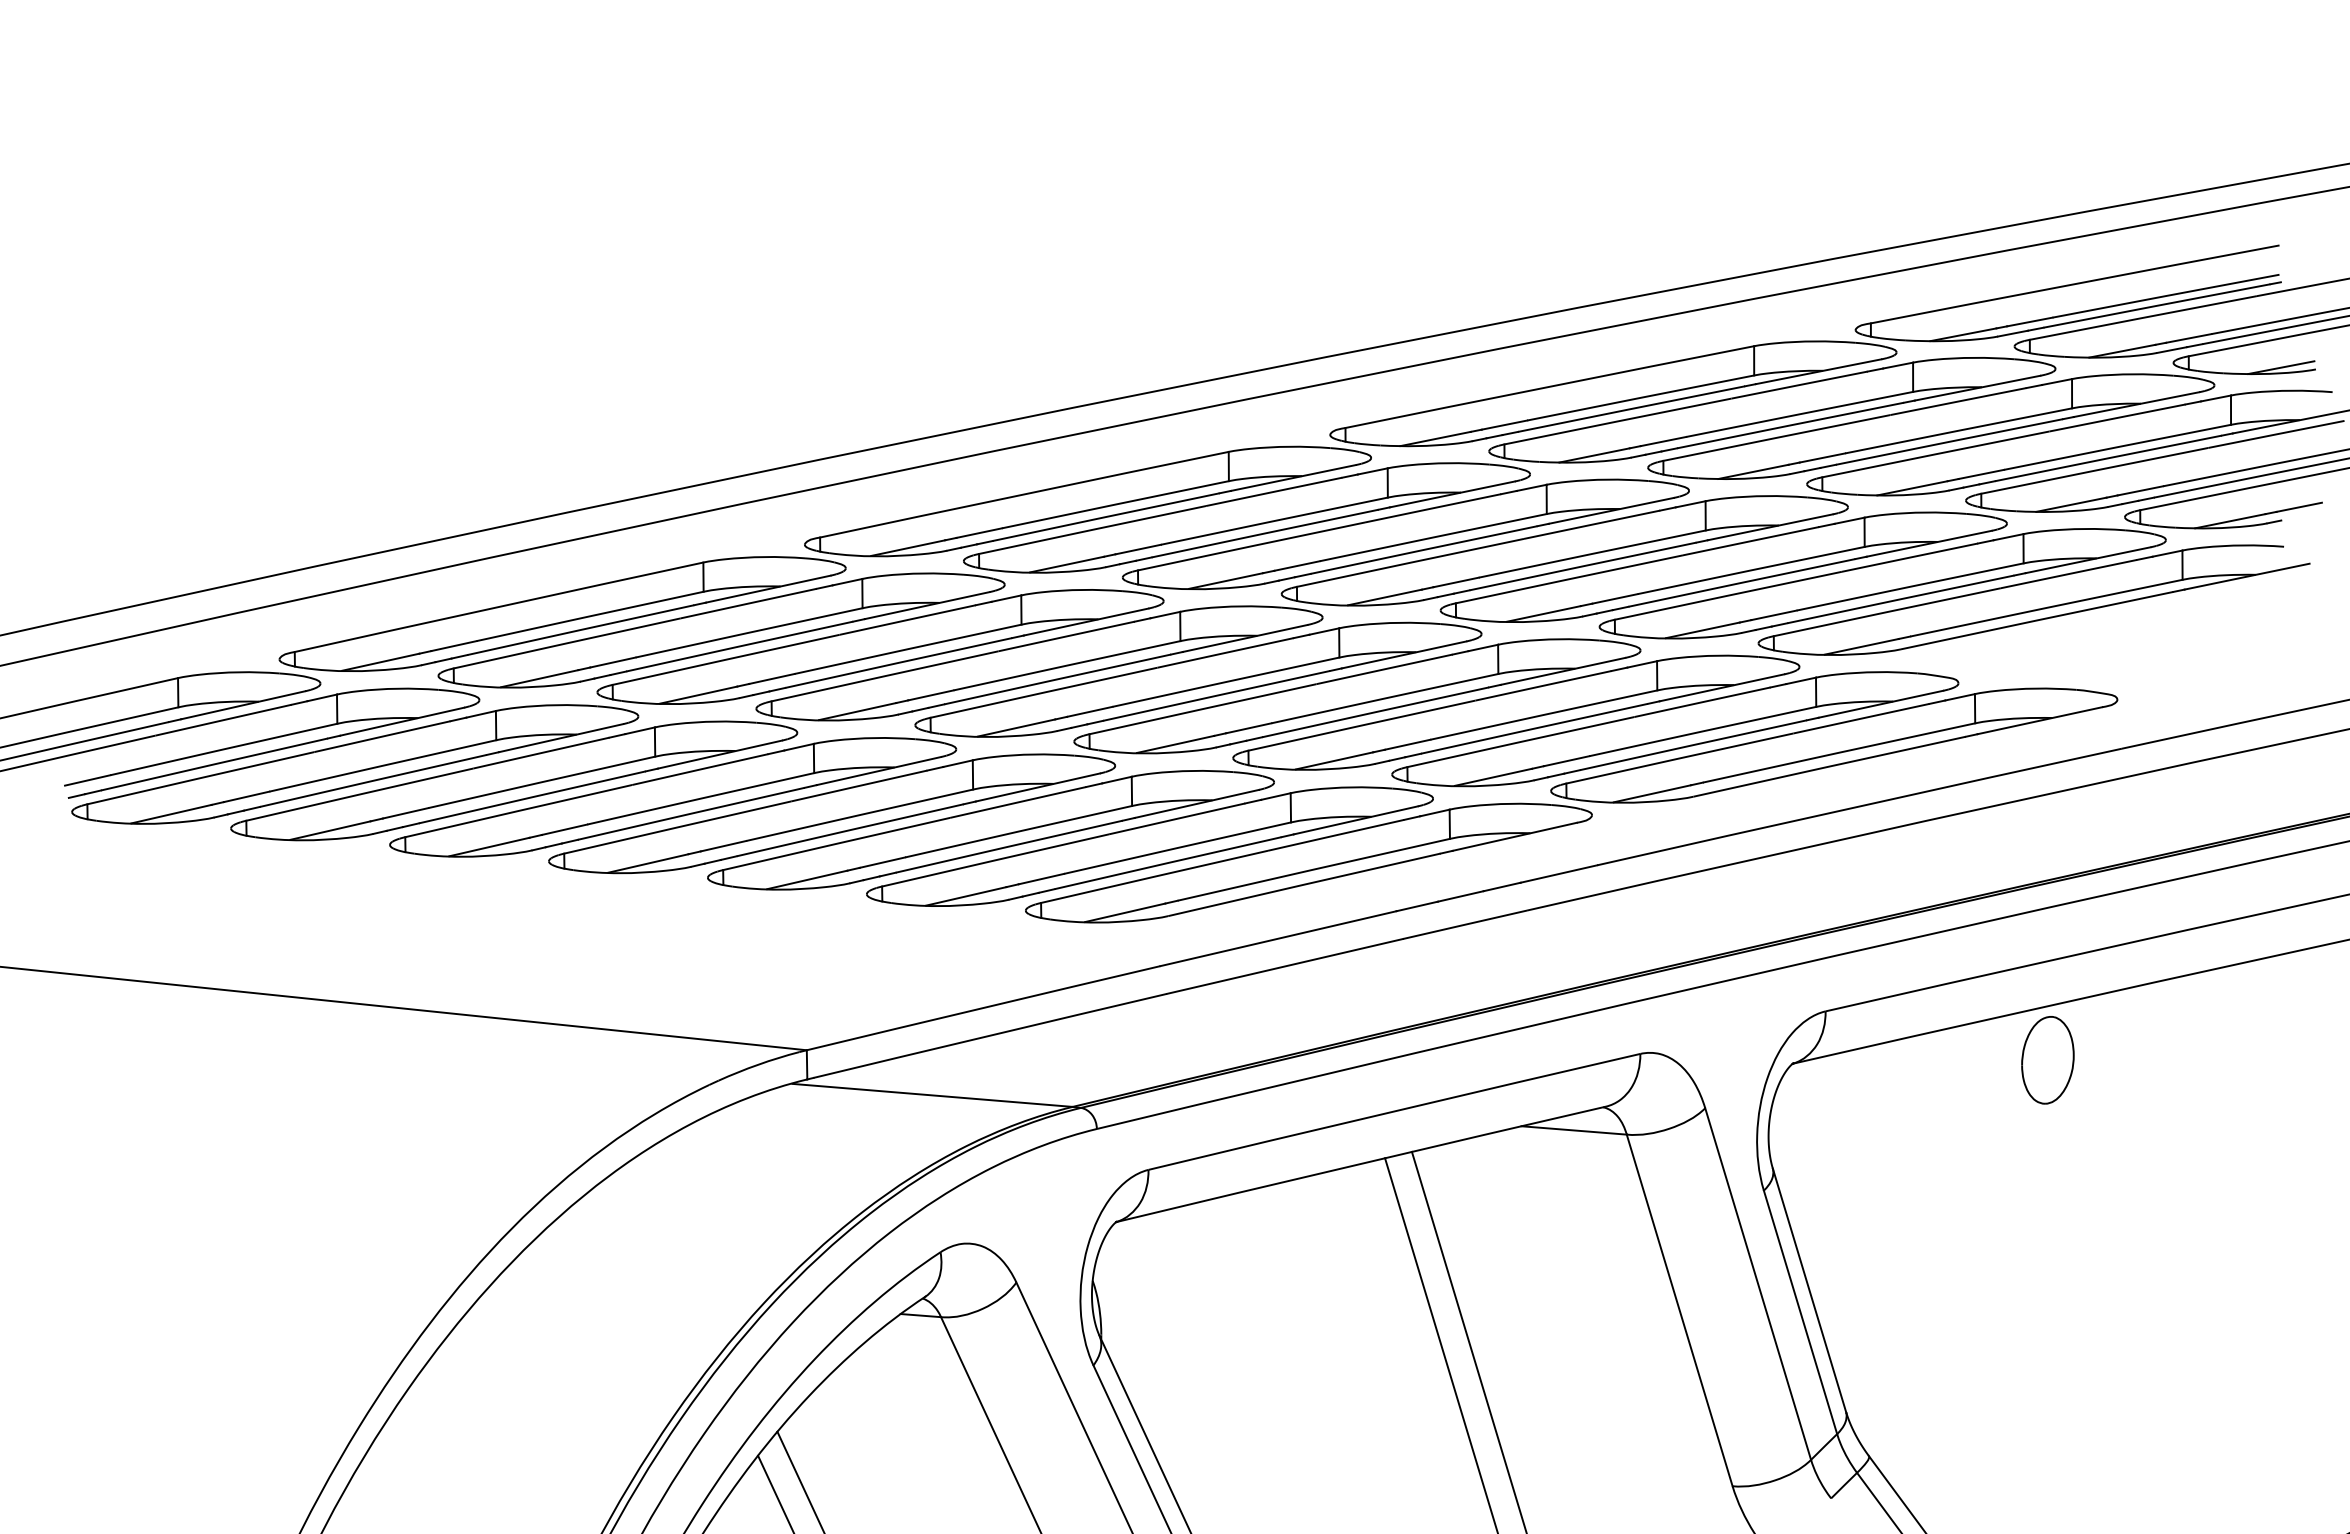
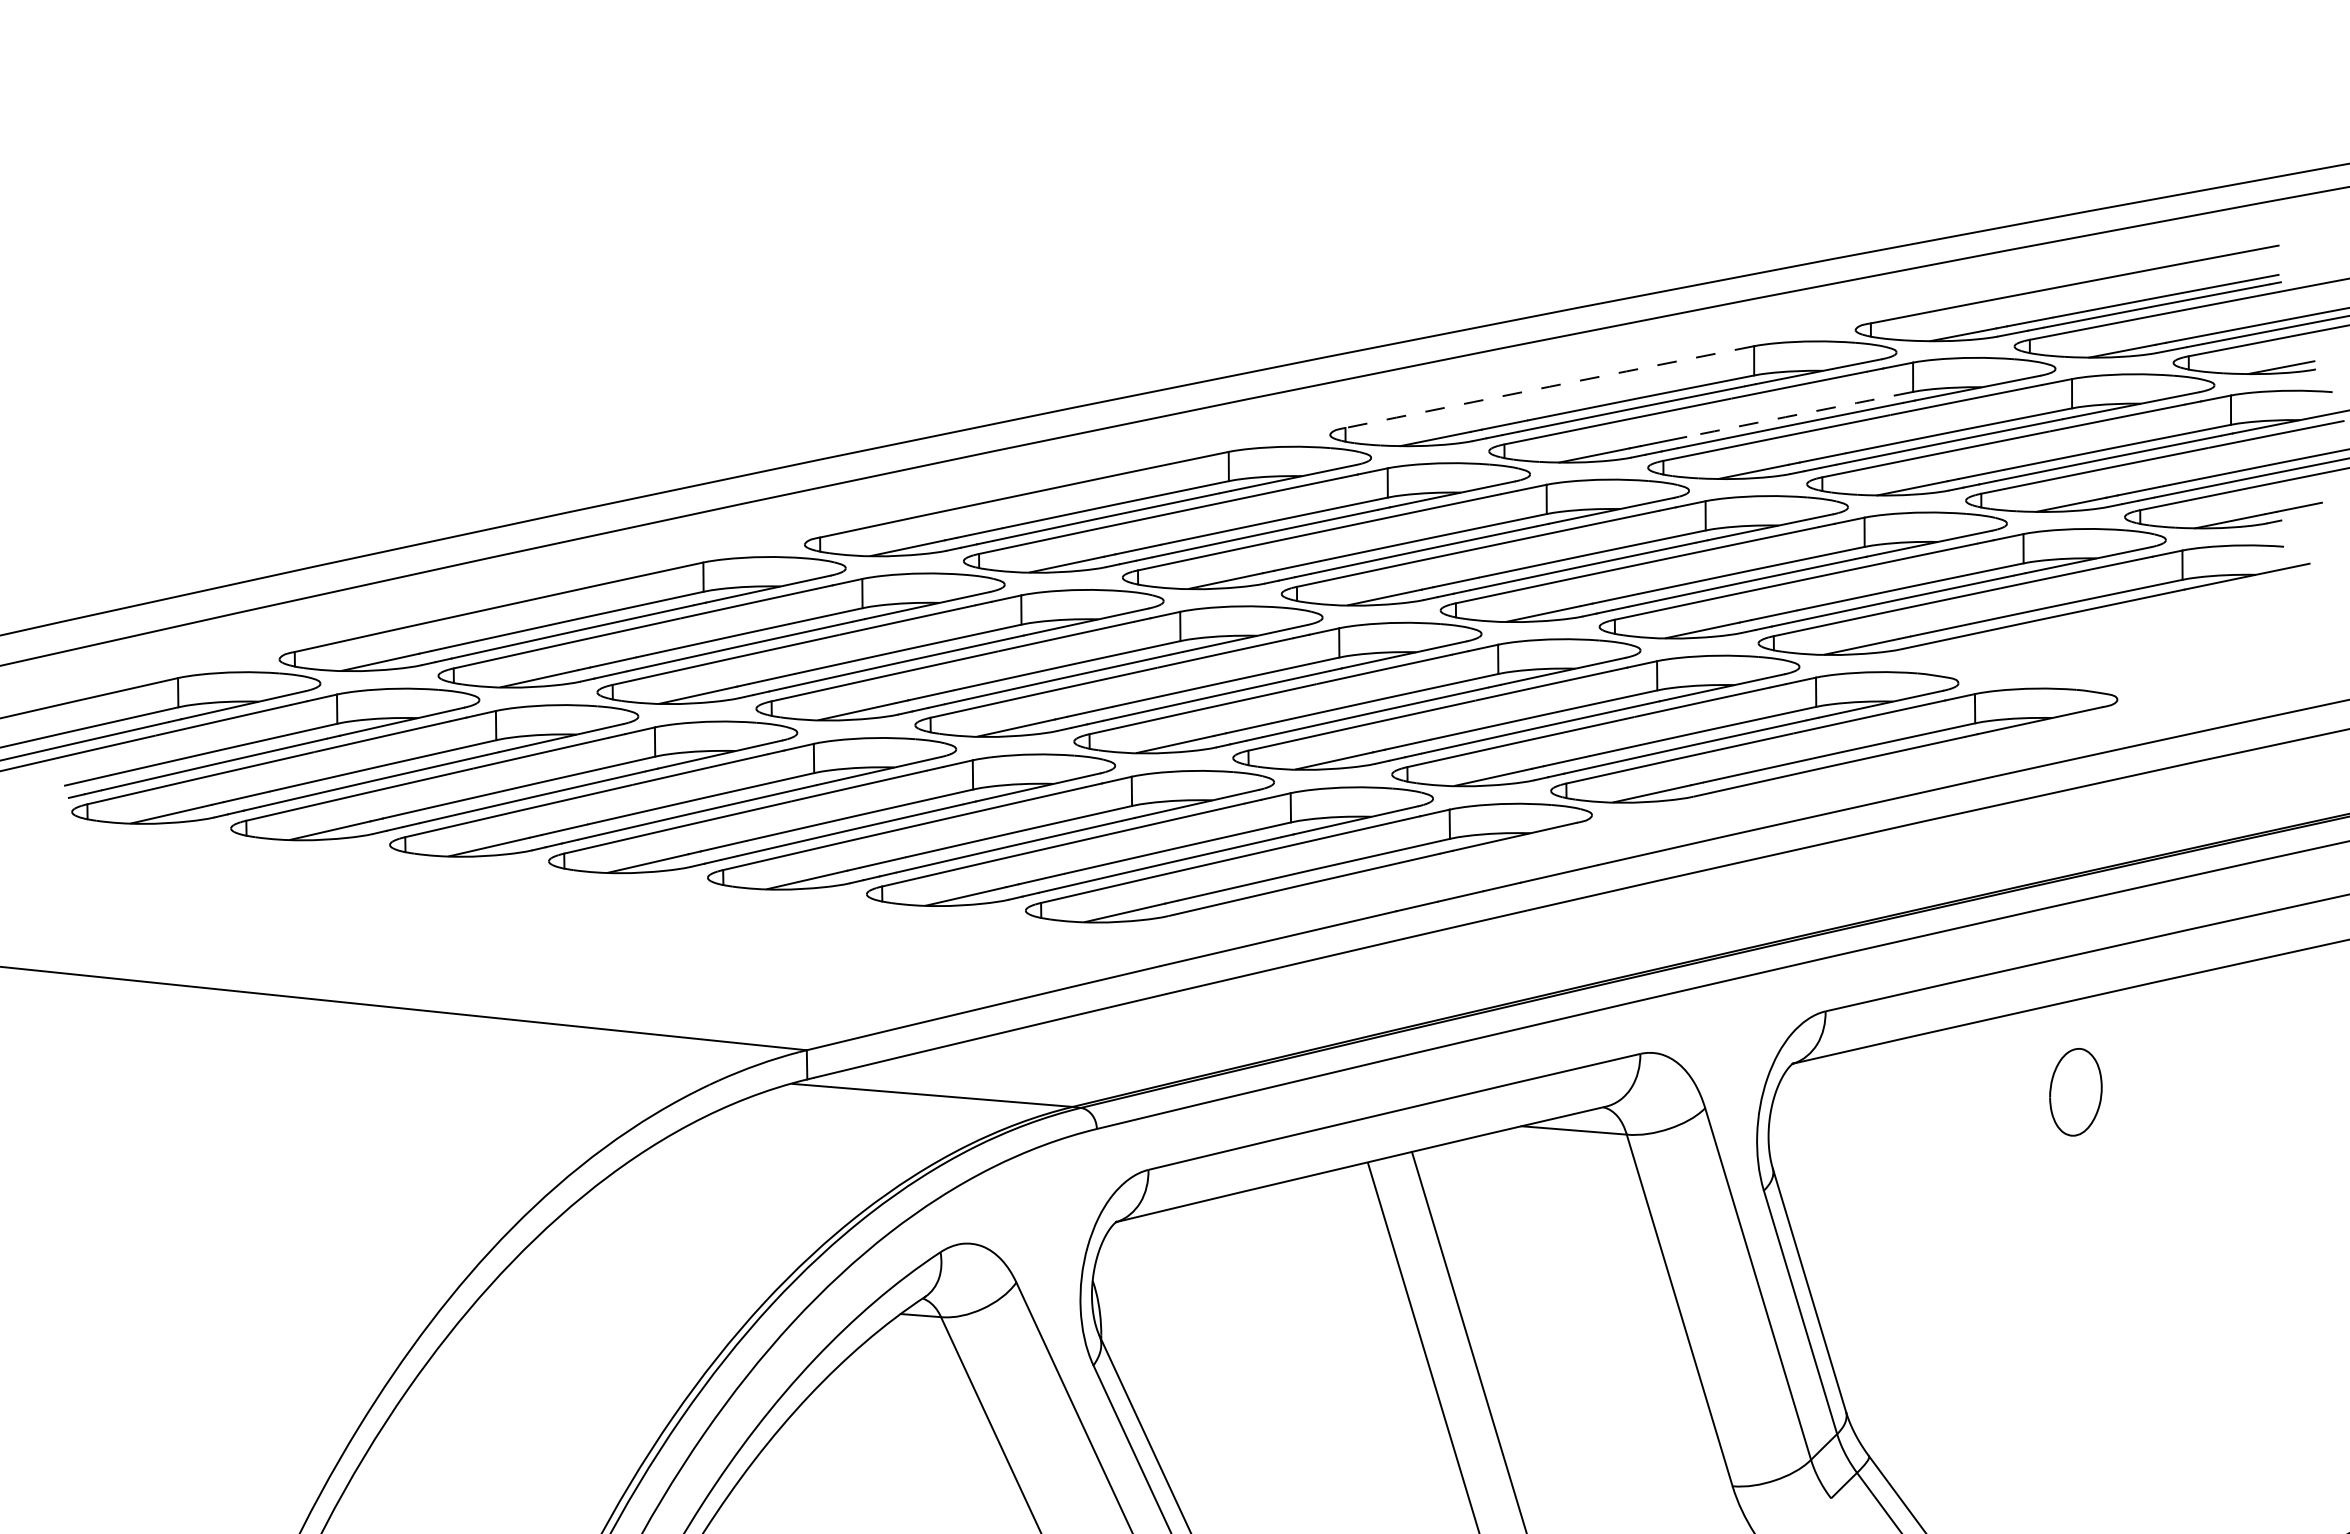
arc: solid -> dashed (1549, 386)
arc: solid -> dashed (1799, 414)
part position: (2047, 1060) -> (2075, 1092) (2075, 1092)
line position: (1441, 1344) -> (1423, 1346) (1423, 1346)
line: present -> none (800, 1480)
line: present -> none (775, 1492)
